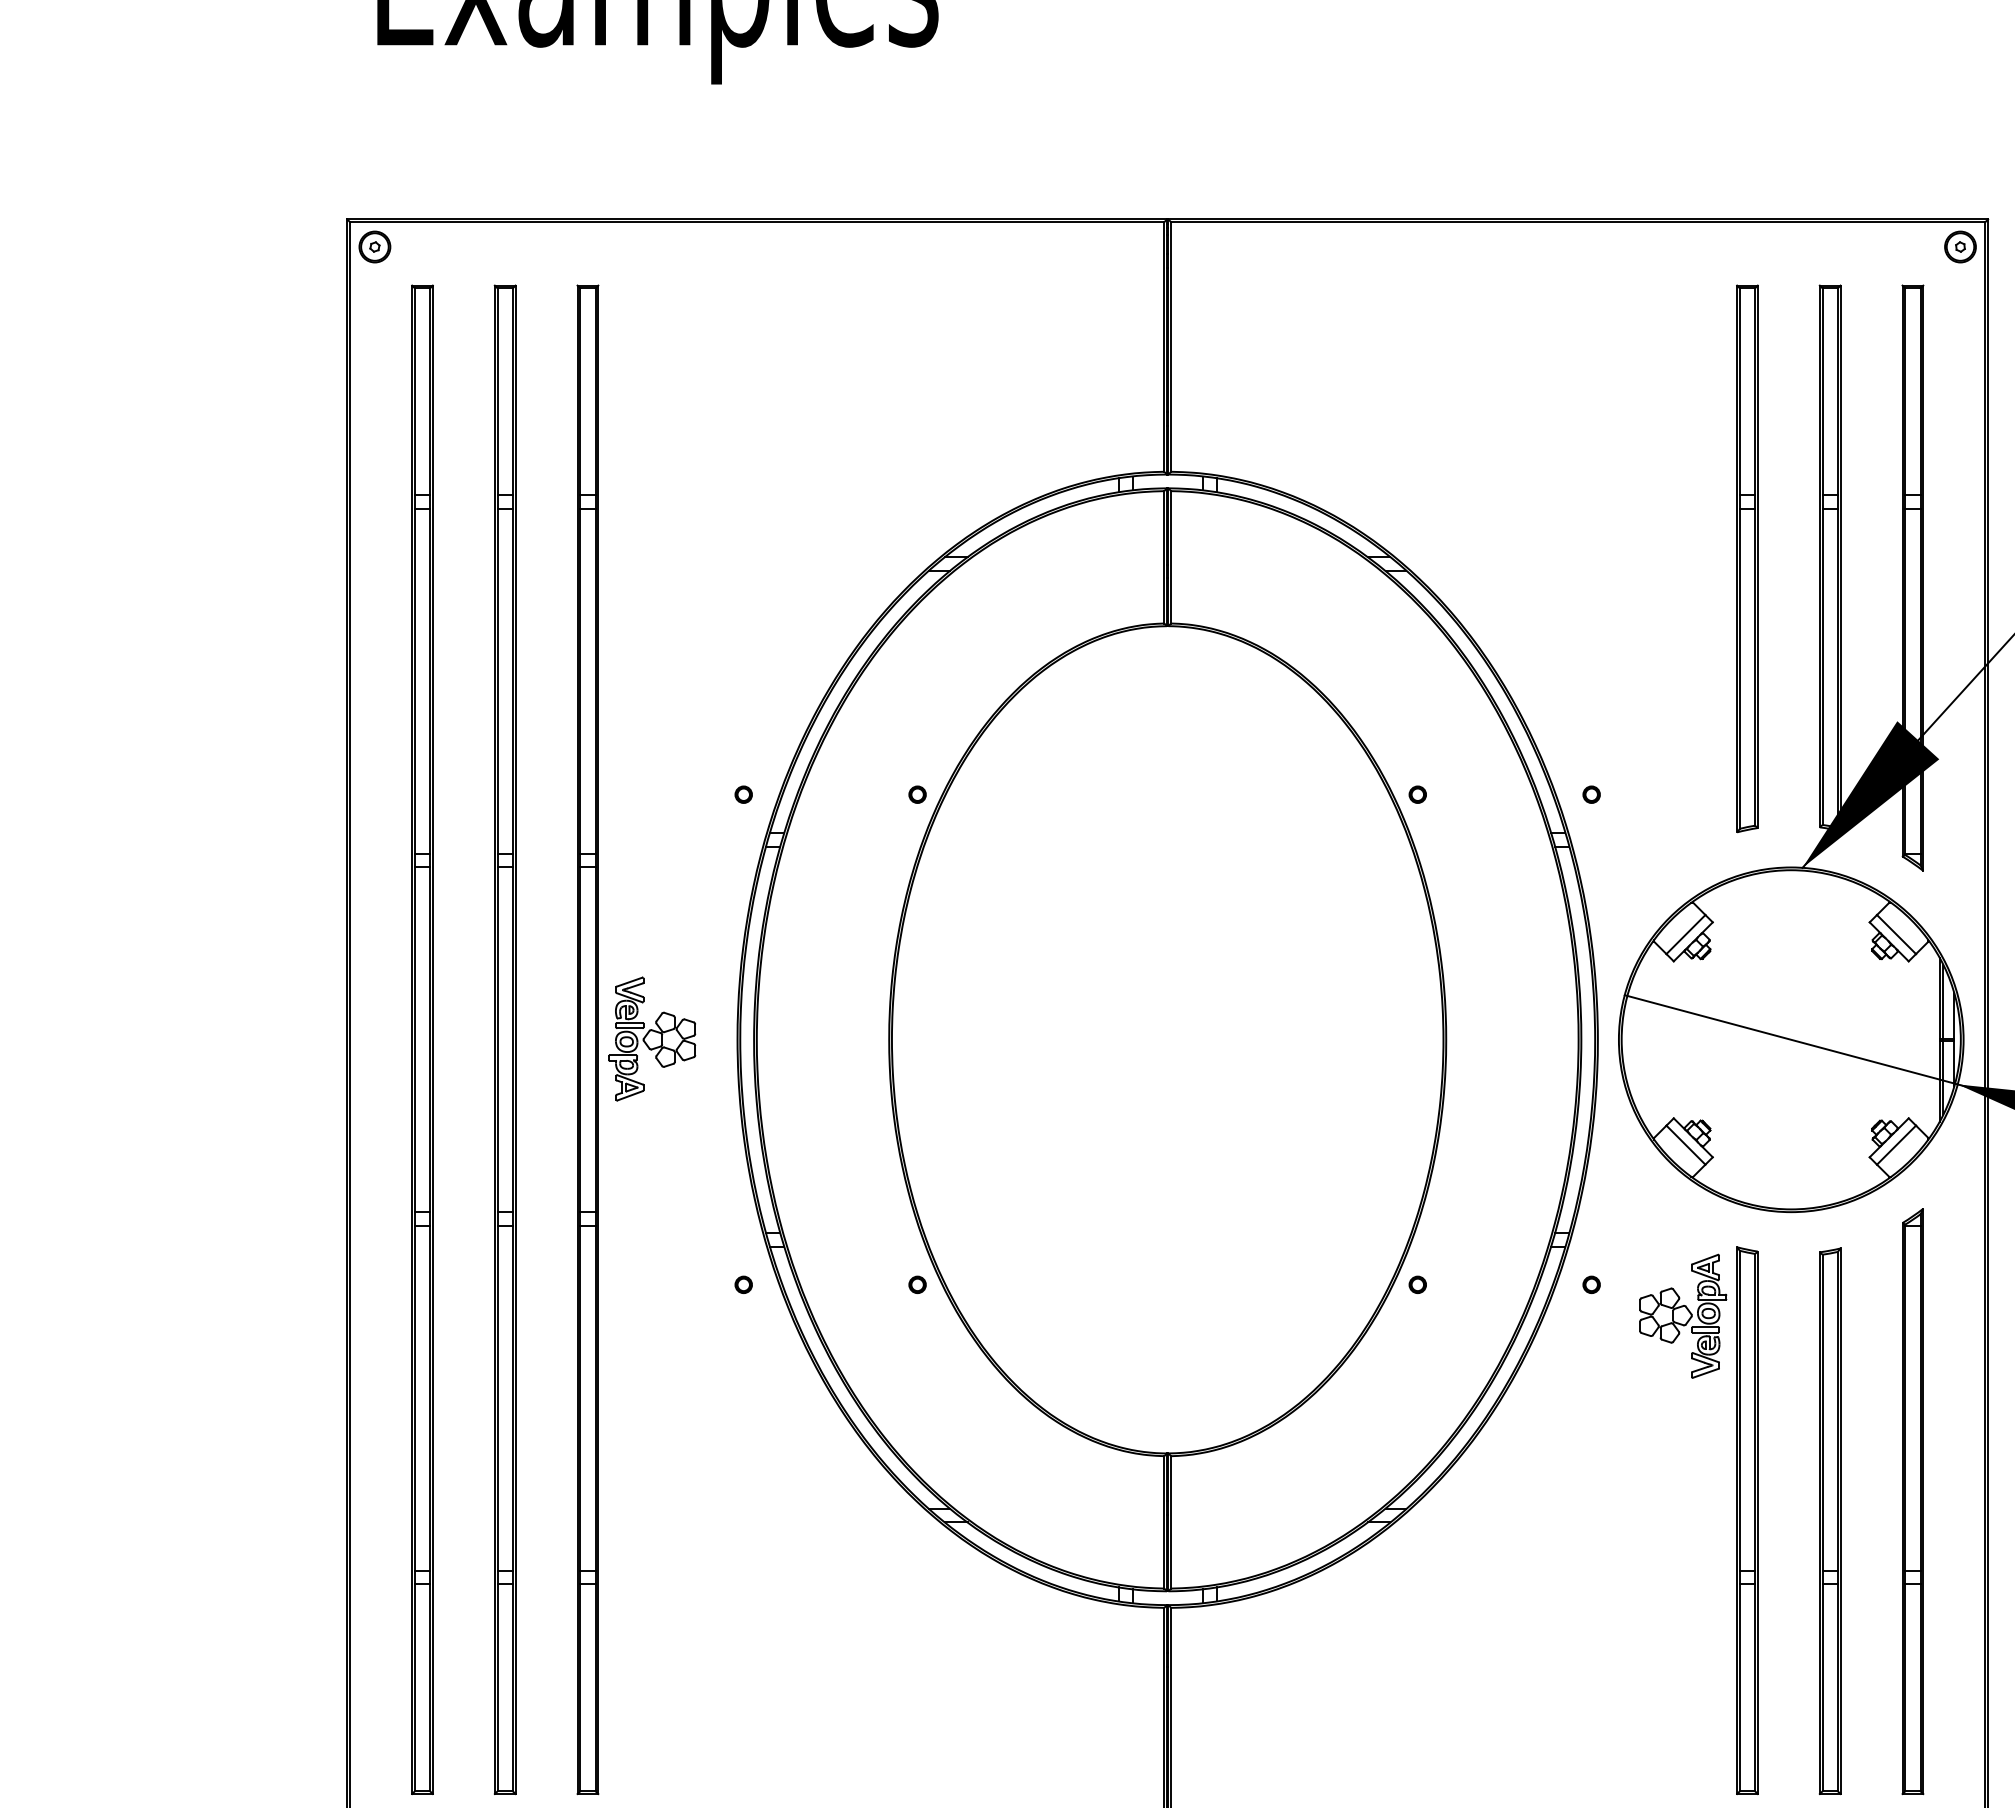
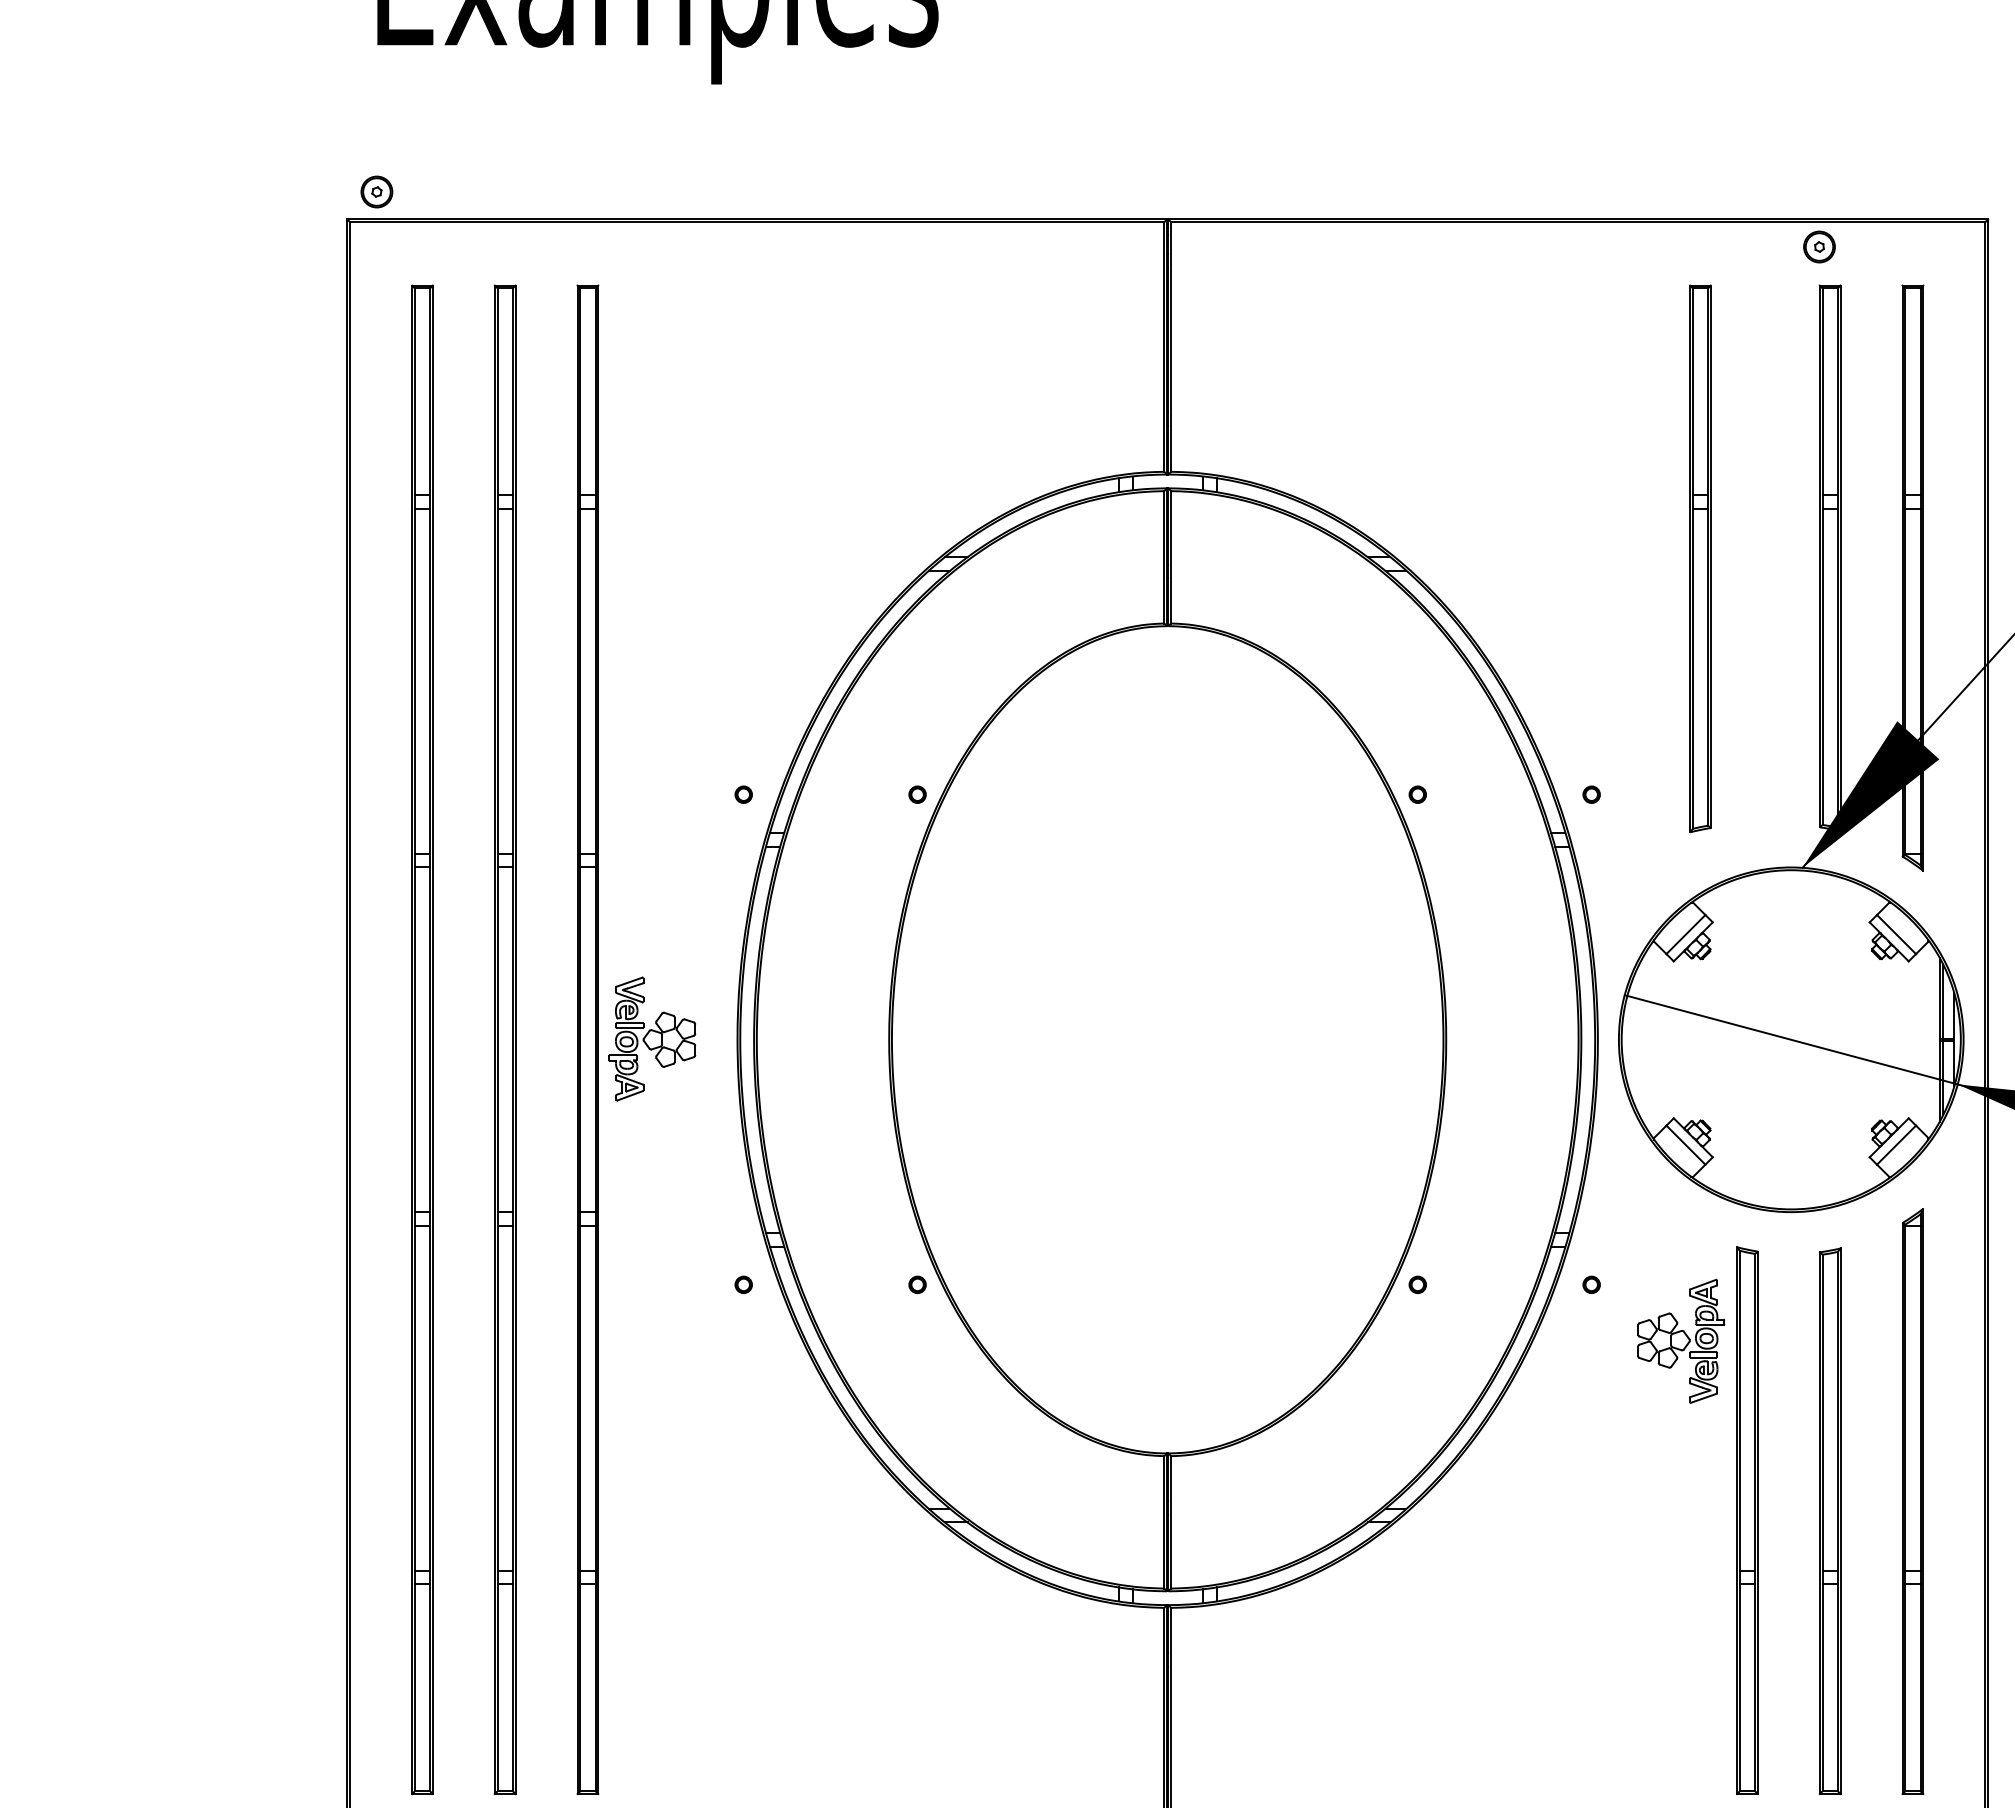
part position: (374, 246) -> (376, 191) (376, 191)
part position: (1960, 246) -> (1819, 246) (1819, 246)
part position: (1747, 558) -> (1700, 558) (1700, 558)
part position: (1683, 1315) -> (1681, 1340) (1681, 1340)
